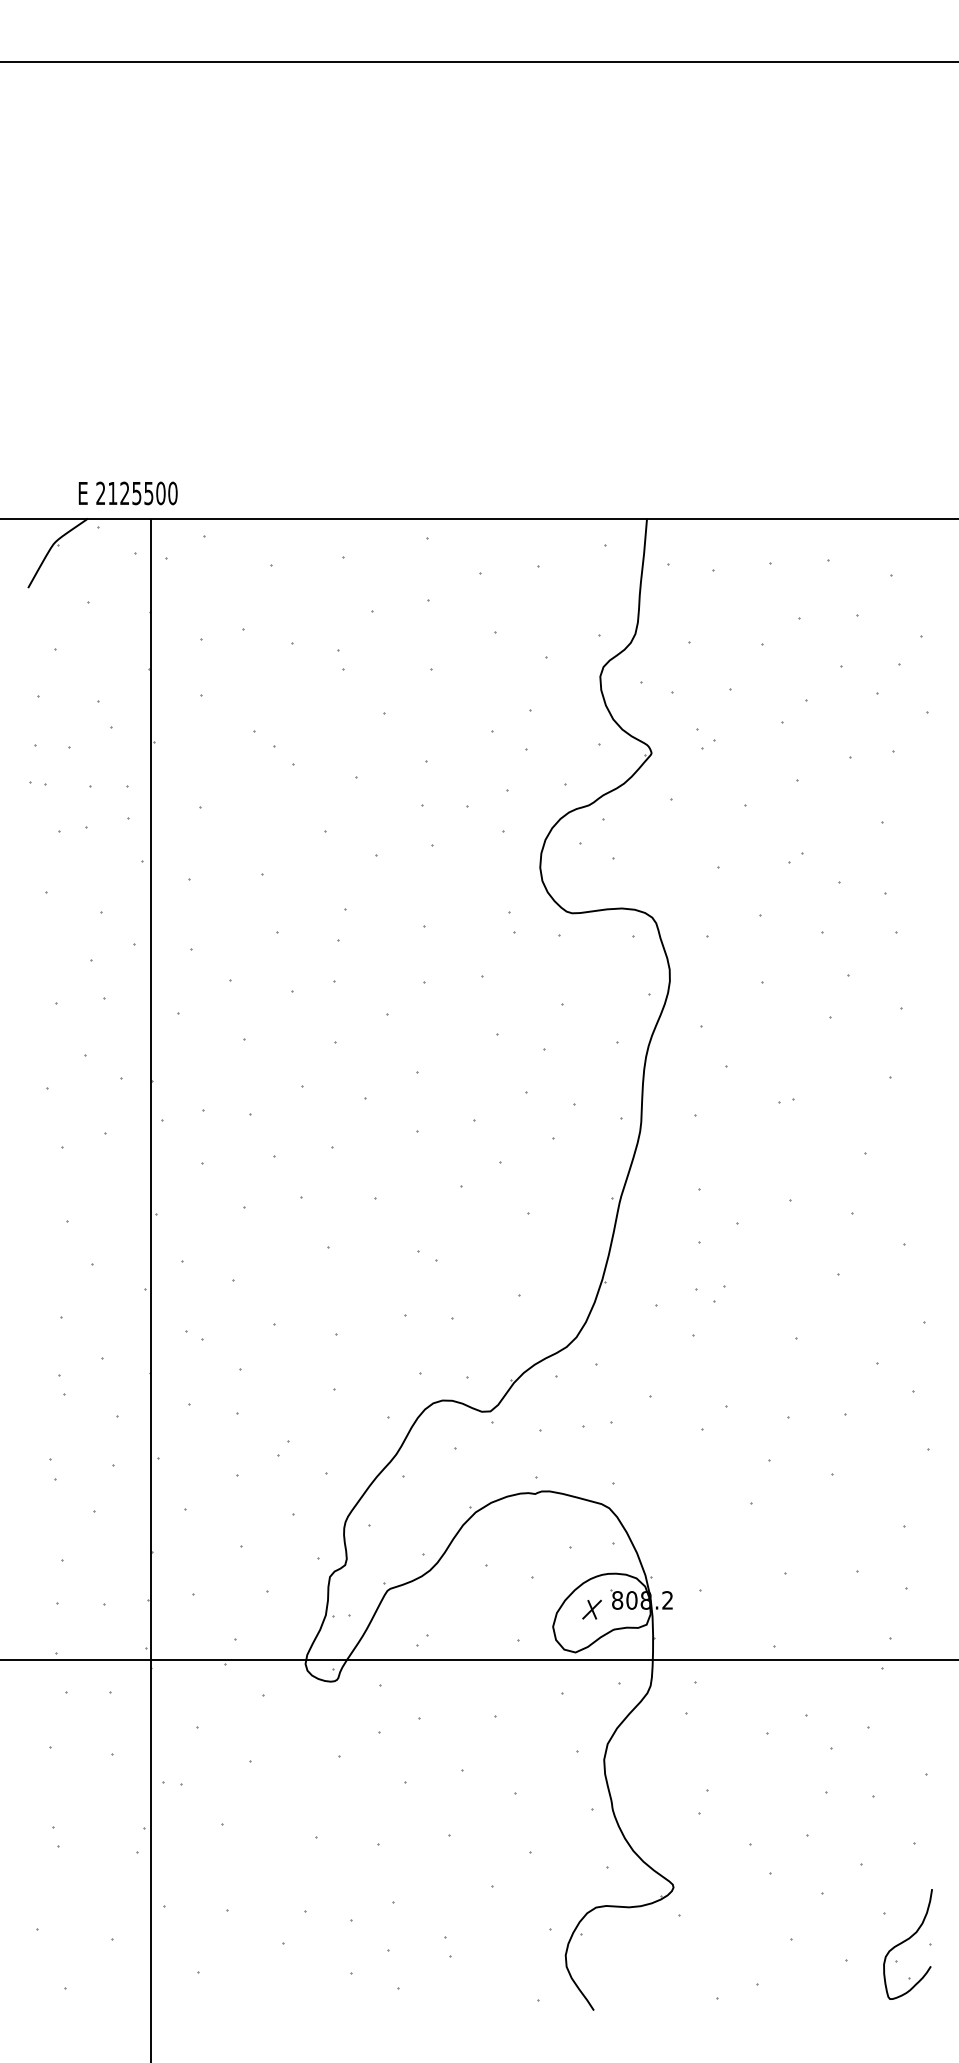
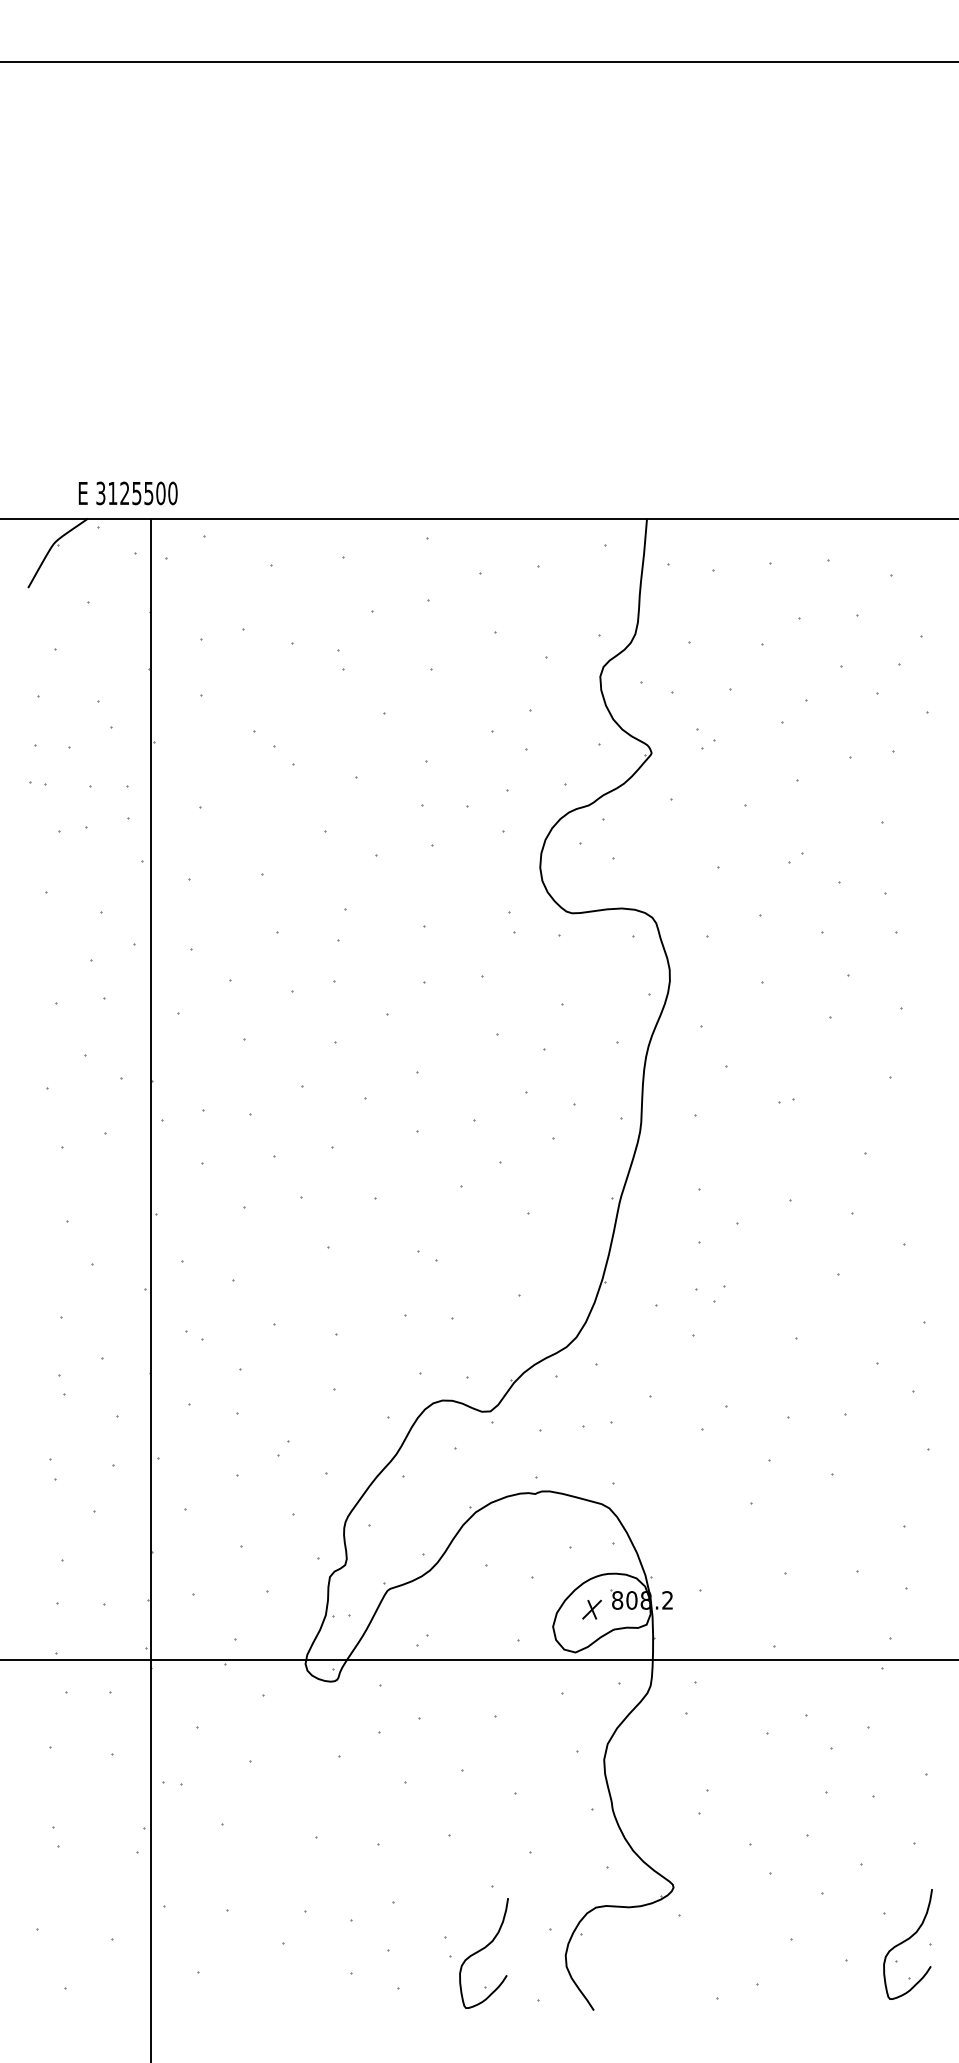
text: 2125500 -> 3125500 (100, 493)
part: none -> present (483, 1953)
